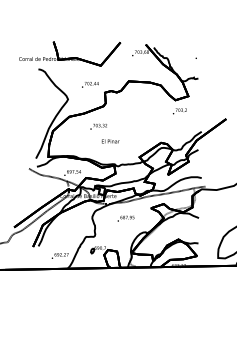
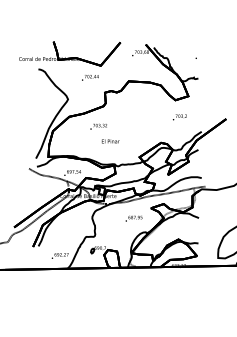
text position: (90, 84) -> (90, 77) (90, 77)
text position: (179, 111) -> (179, 117) (179, 117)
text position: (125, 218) -> (133, 218) (133, 218)
